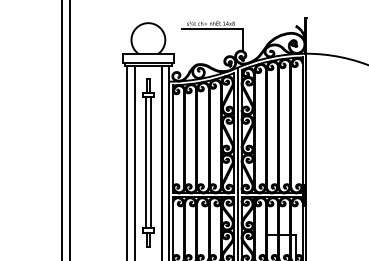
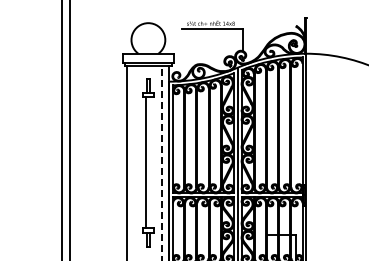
line: present -> none (134, 161)
line: present -> none (150, 162)
line: solid -> dashed (161, 162)
